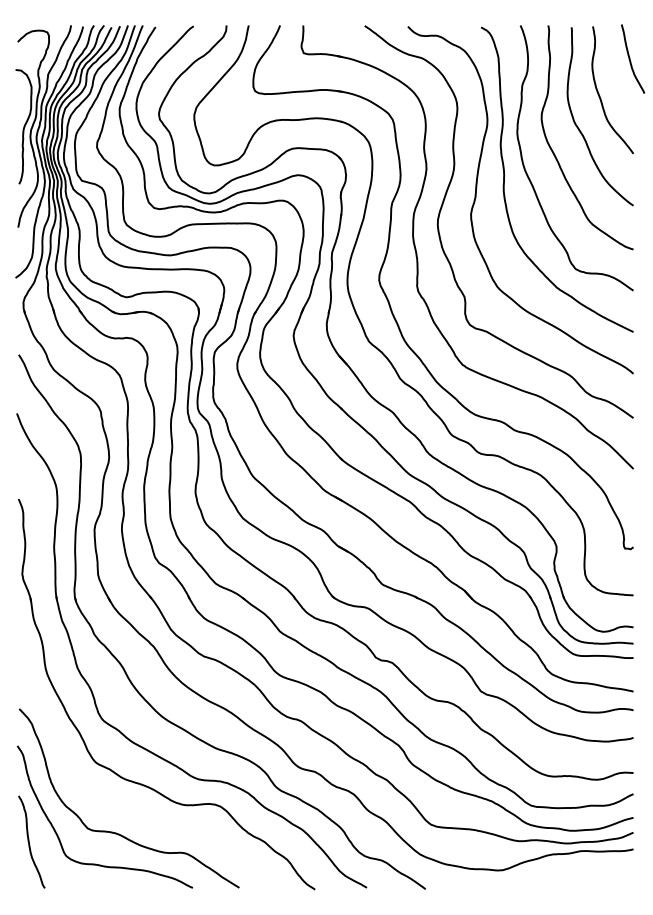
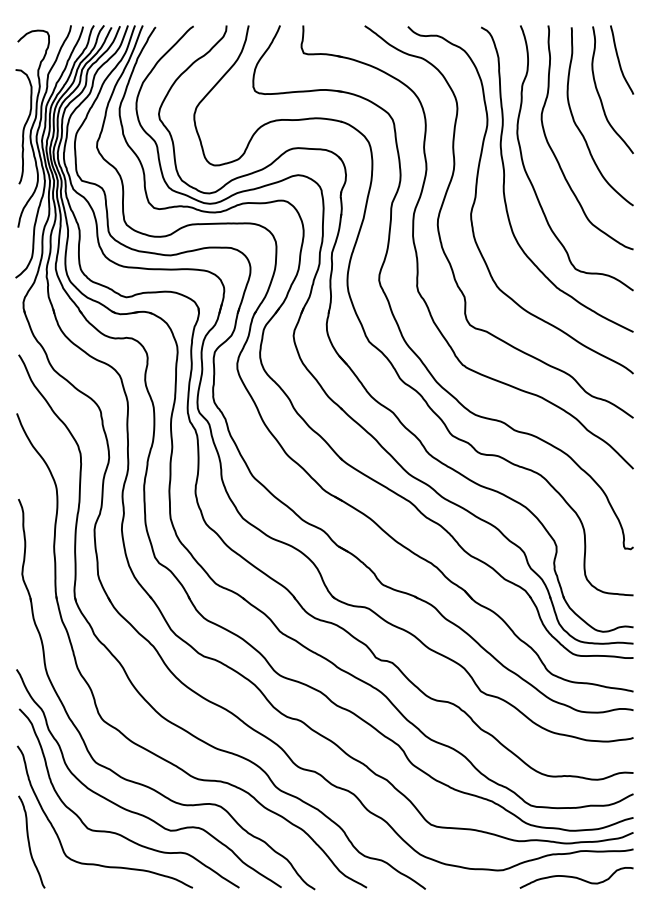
curve position: (630, 58) -> (619, 59) (619, 59)
curve: none -> present (137, 812)
curve: none -> present (576, 877)
